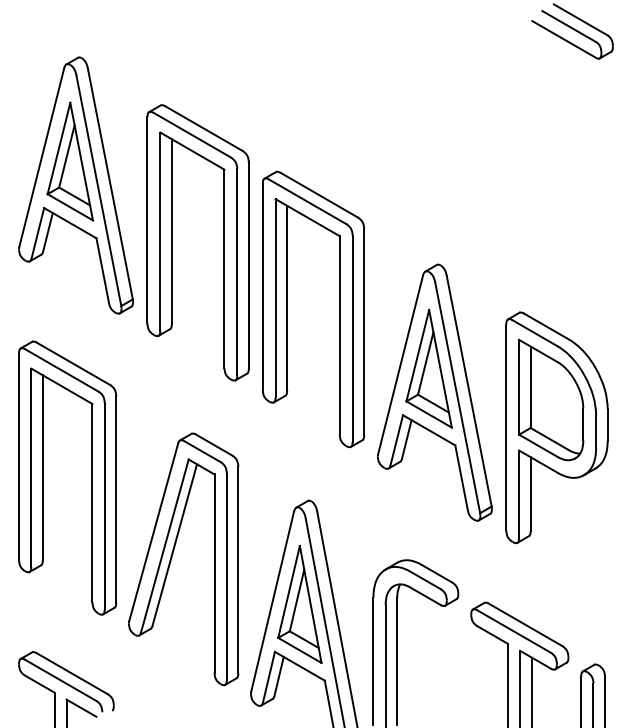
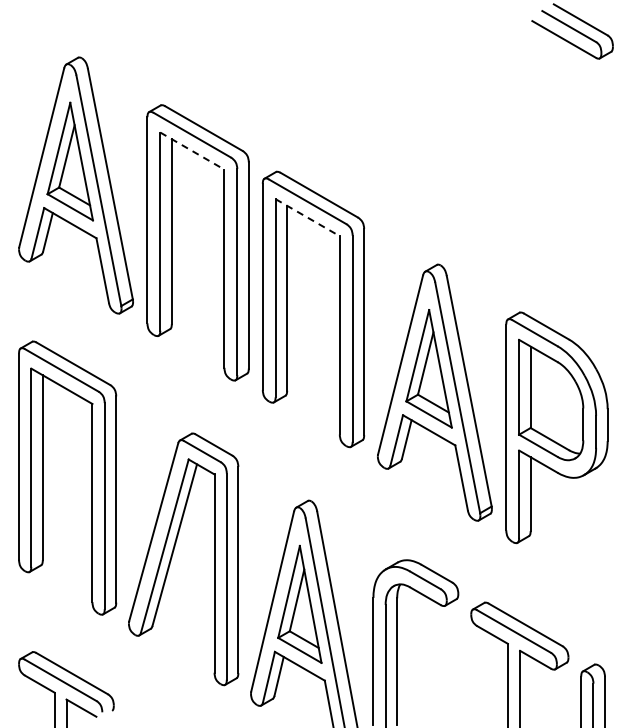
line: solid -> dashed (192, 151)
line: solid -> dashed (308, 217)
line: present -> none (531, 690)
